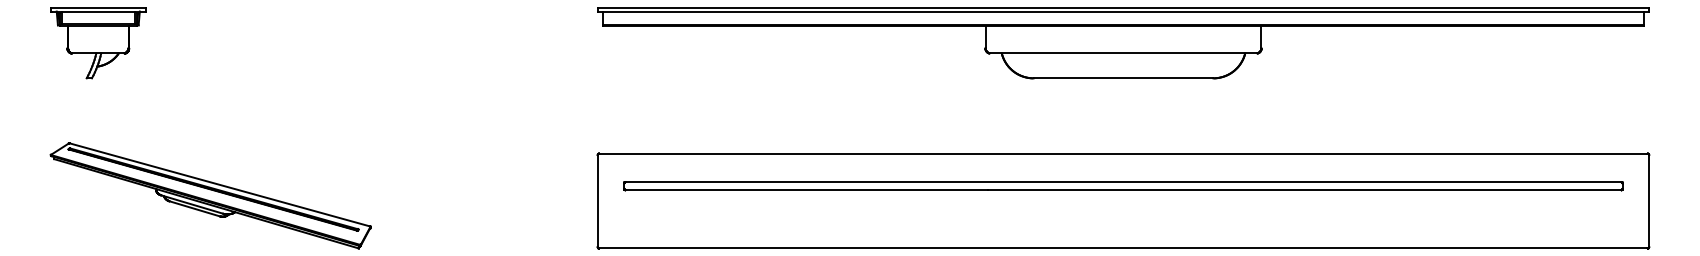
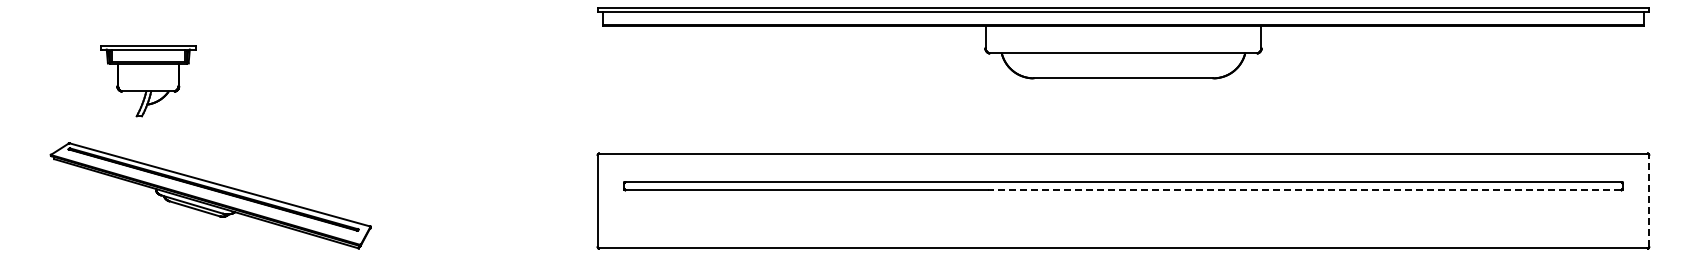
part position: (98, 43) -> (148, 81) (148, 81)
line: solid -> dashed (1304, 190)
line: solid -> dashed (1649, 201)
